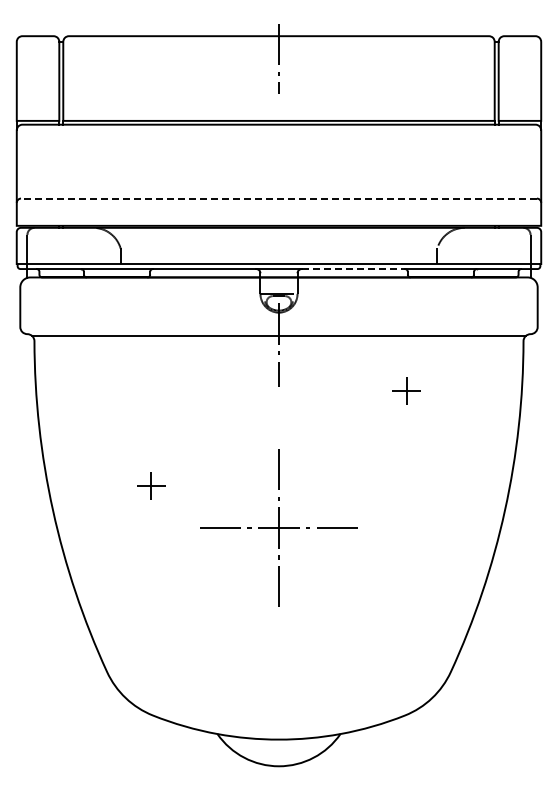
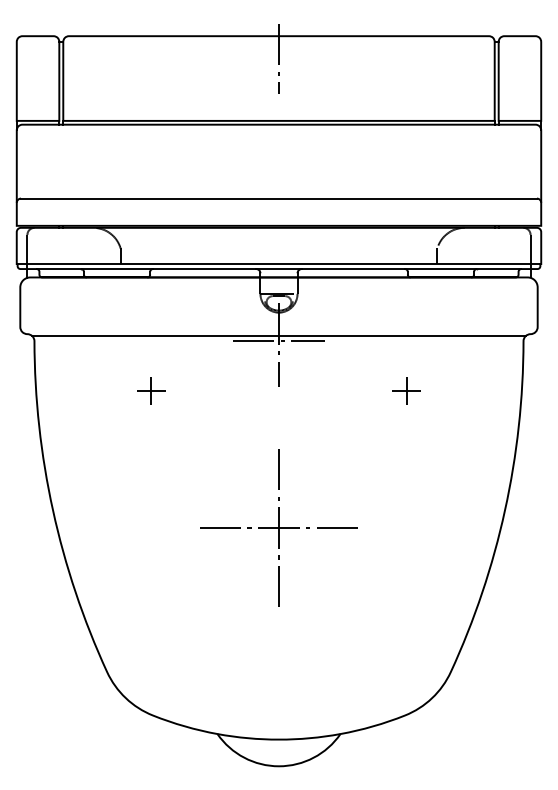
line: dashed -> solid (279, 198)
line: dashed -> solid (353, 269)
line: none -> present (278, 341)
part position: (151, 485) -> (151, 390) (151, 390)
